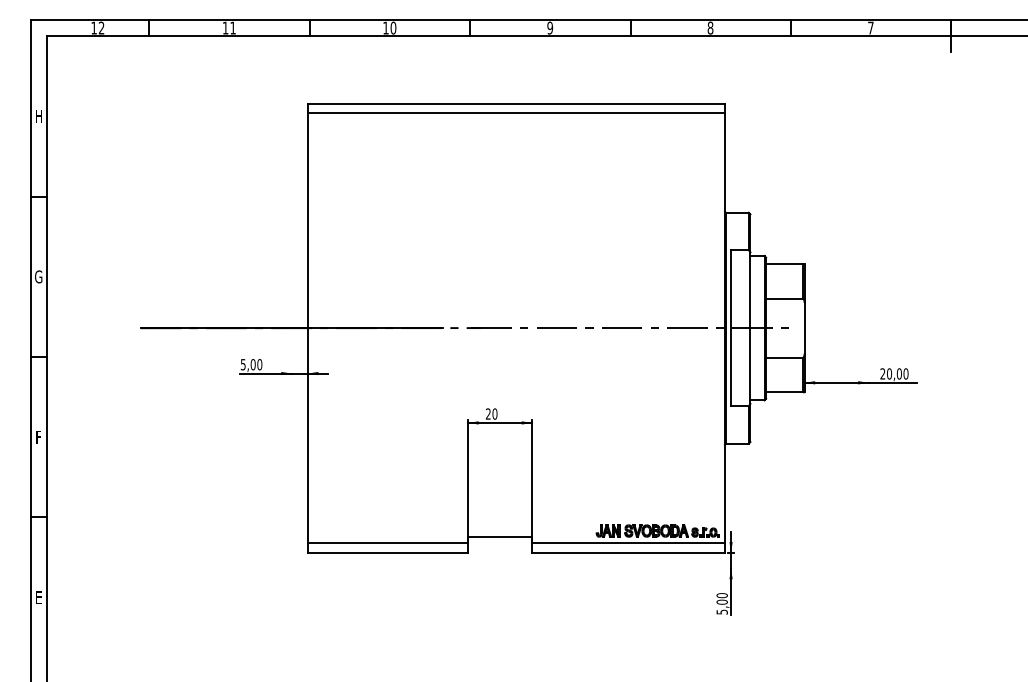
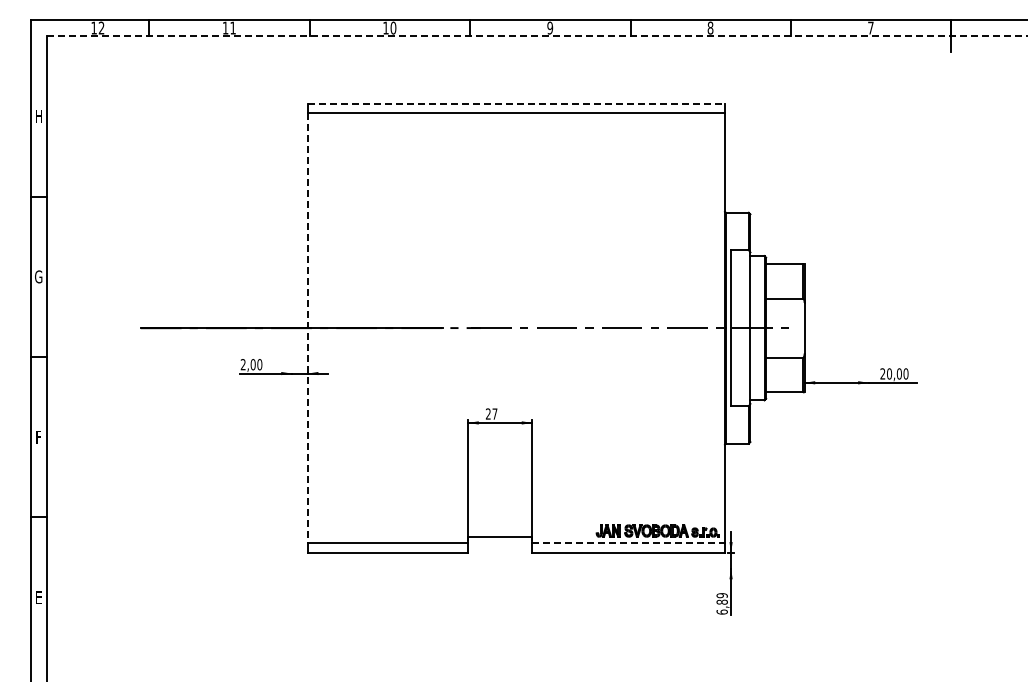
line: solid -> dashed (537, 36)
line: solid -> dashed (516, 103)
line: solid -> dashed (307, 328)
text: 5,00 -> 2,00 (242, 364)
text: 20 -> 27 (494, 413)
line: solid -> dashed (629, 543)
text: 5,00 -> 6,89 (721, 603)
